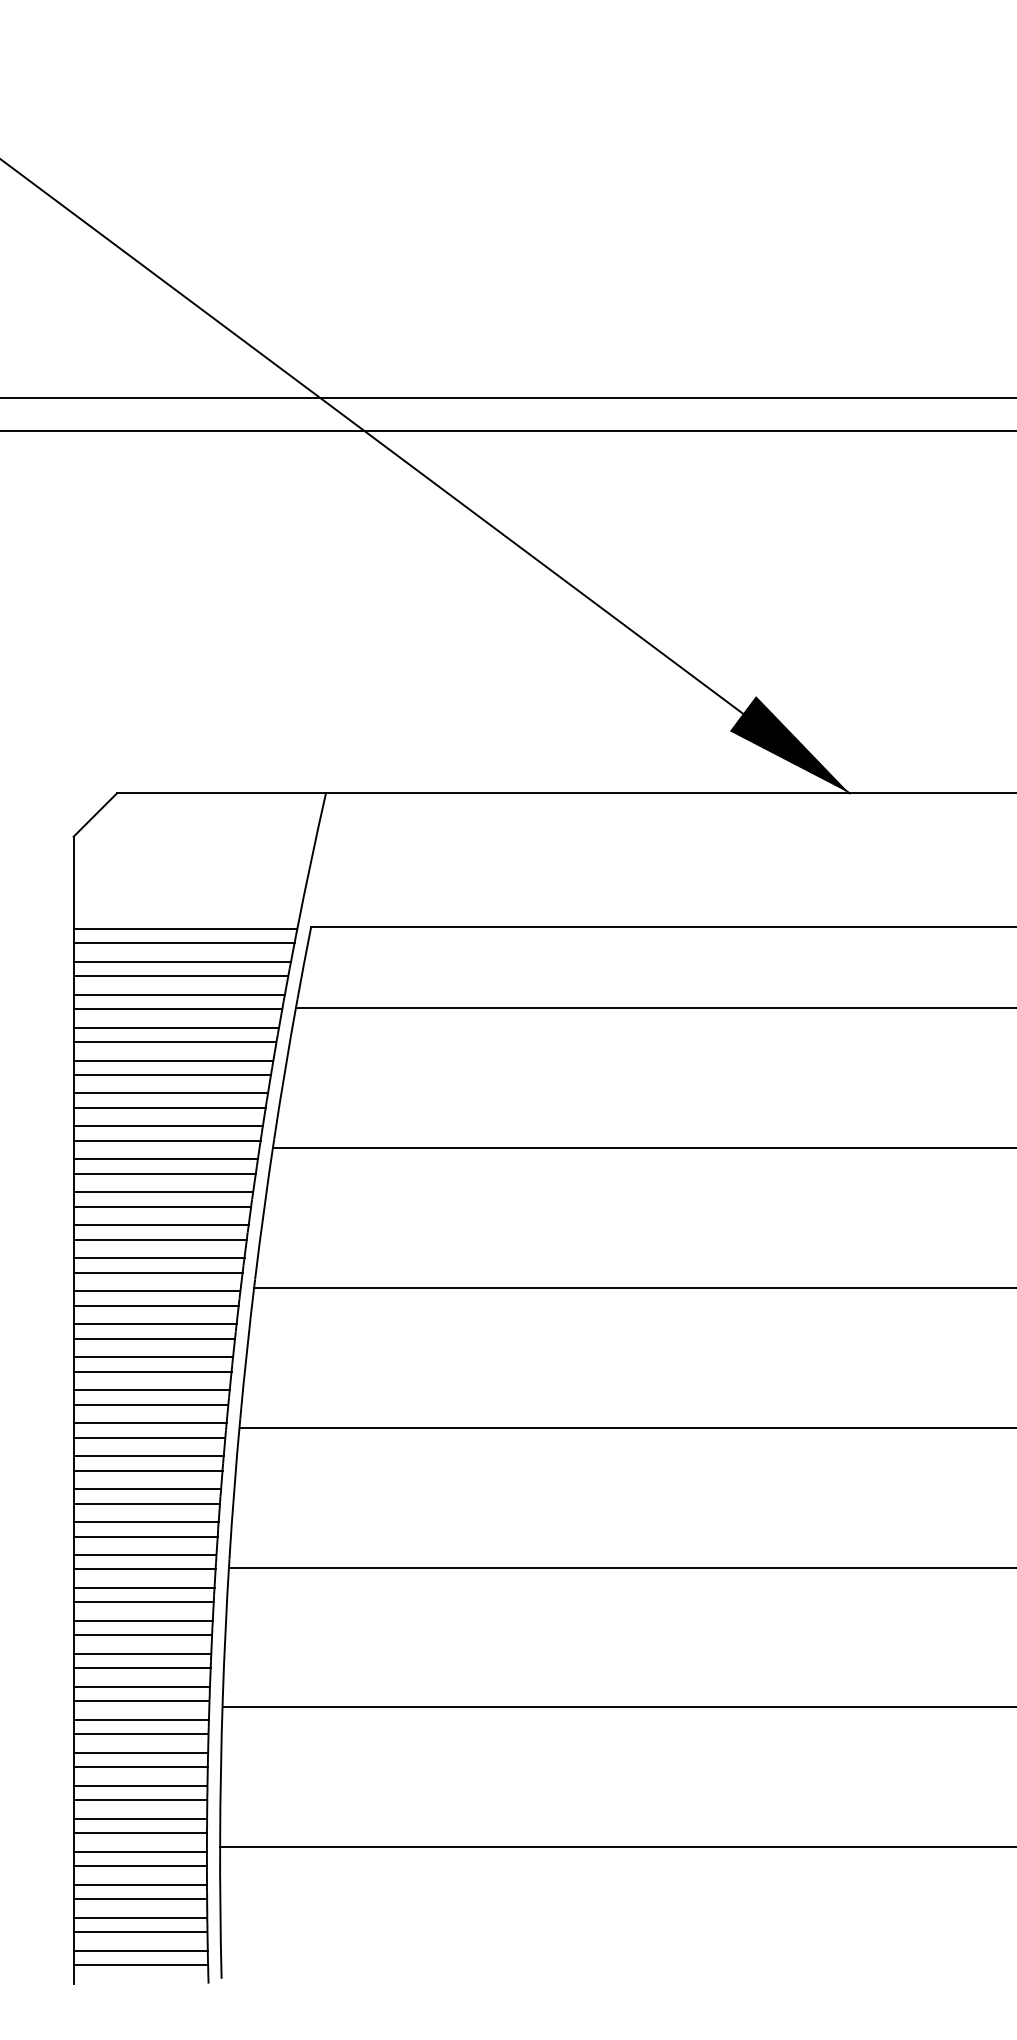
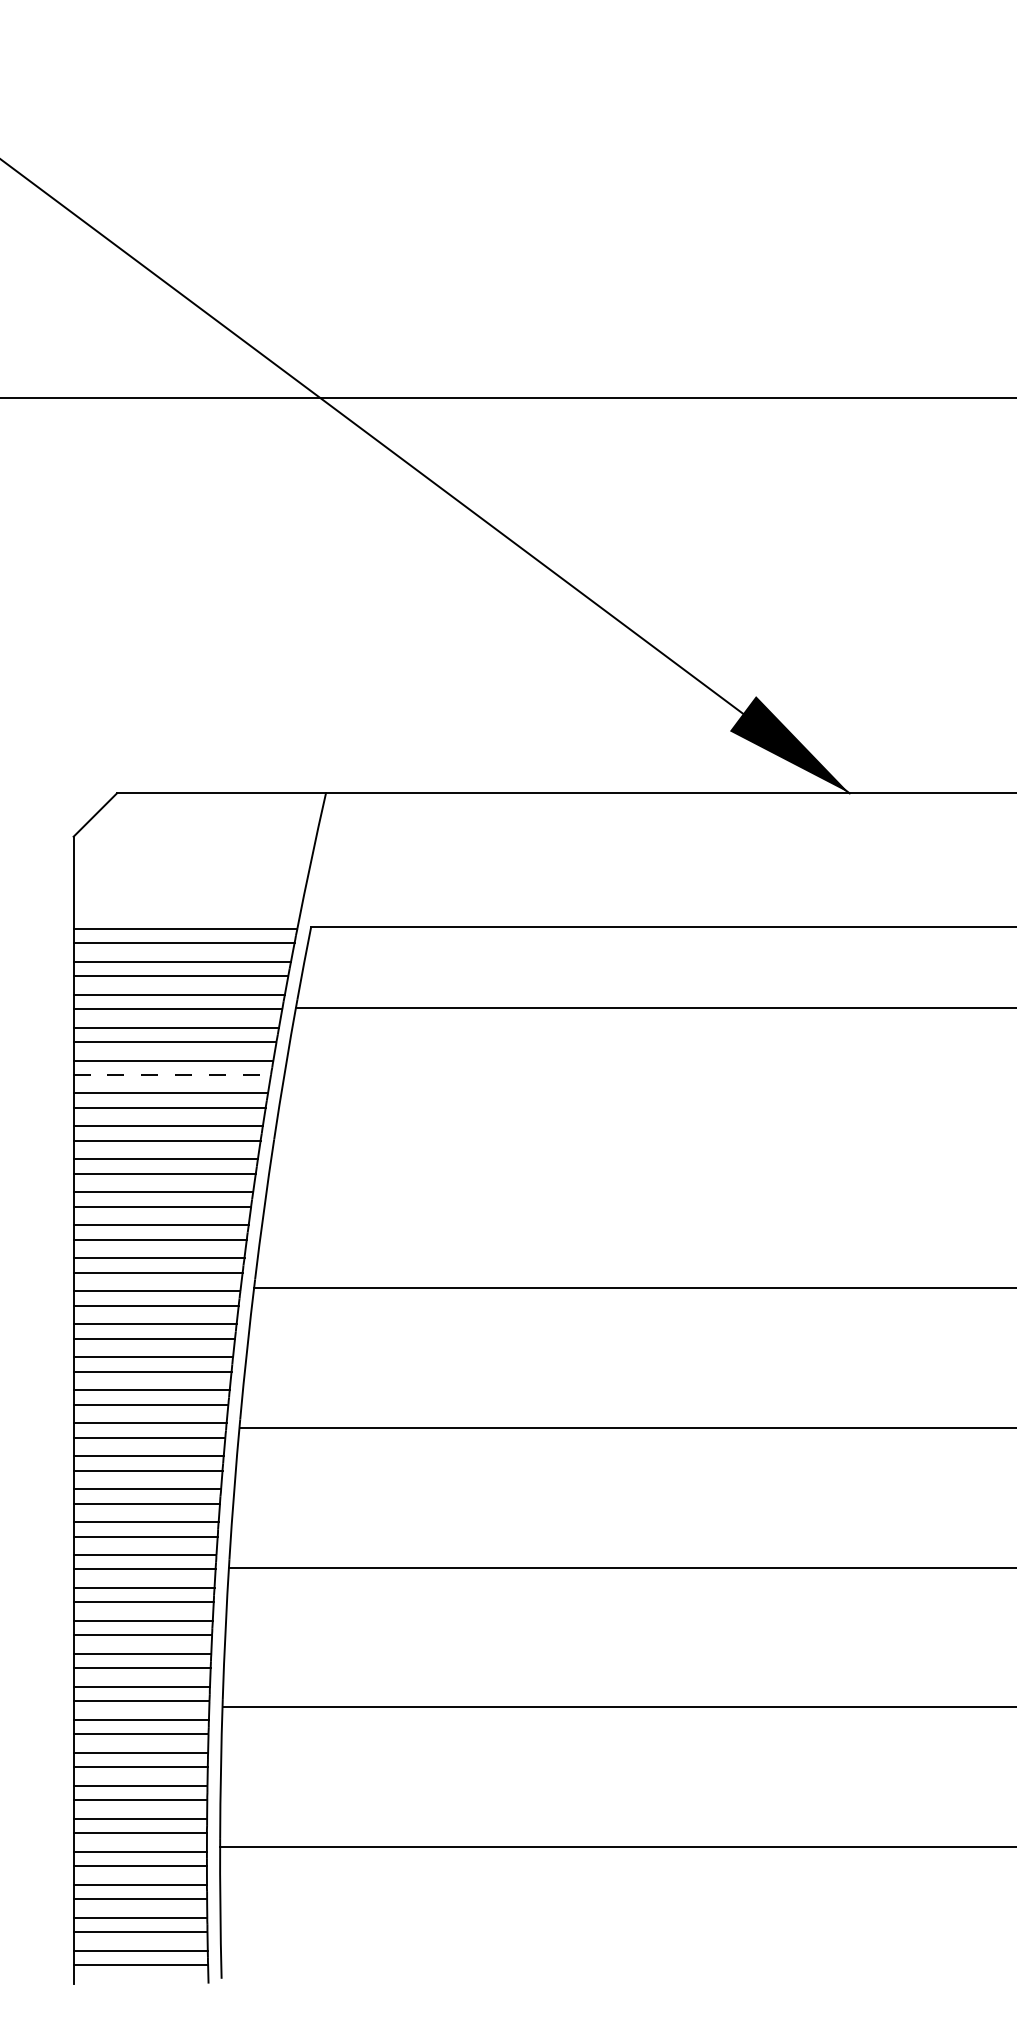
line: present -> none (507, 431)
line: solid -> dashed (172, 1074)
line: present -> none (643, 1147)
